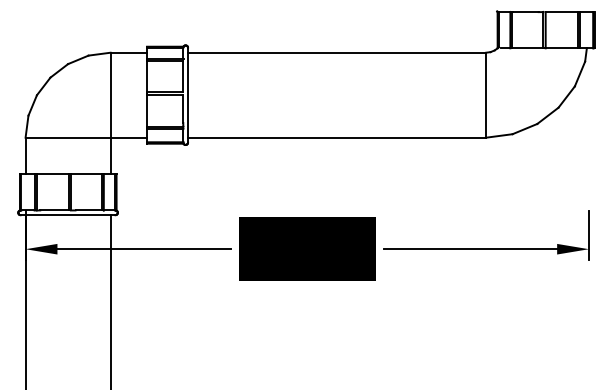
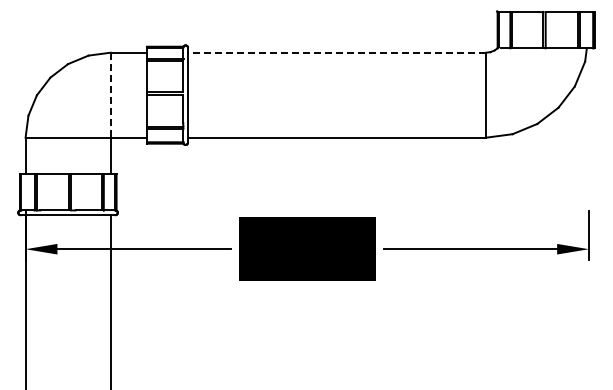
line: solid -> dashed (336, 52)
line: solid -> dashed (110, 95)
